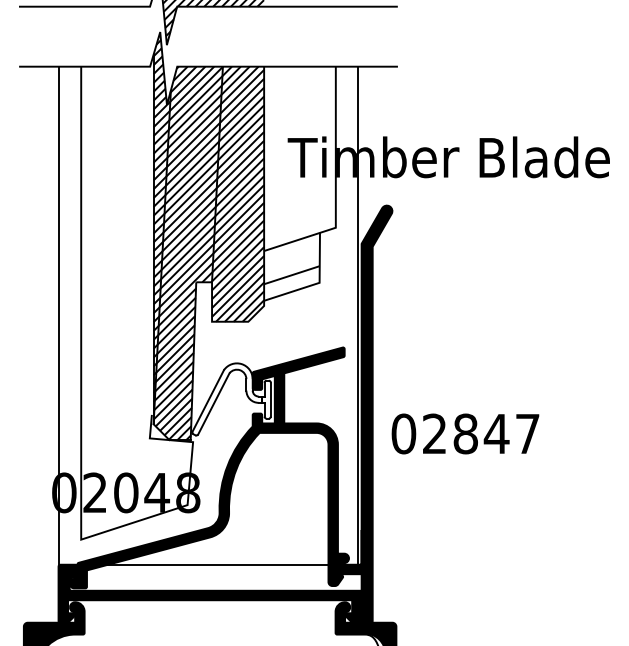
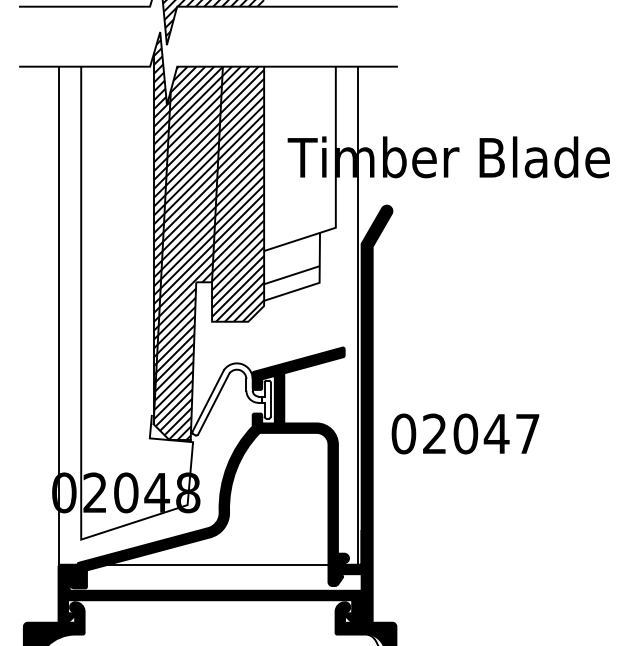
text: 02847 -> 02047 (465, 433)
